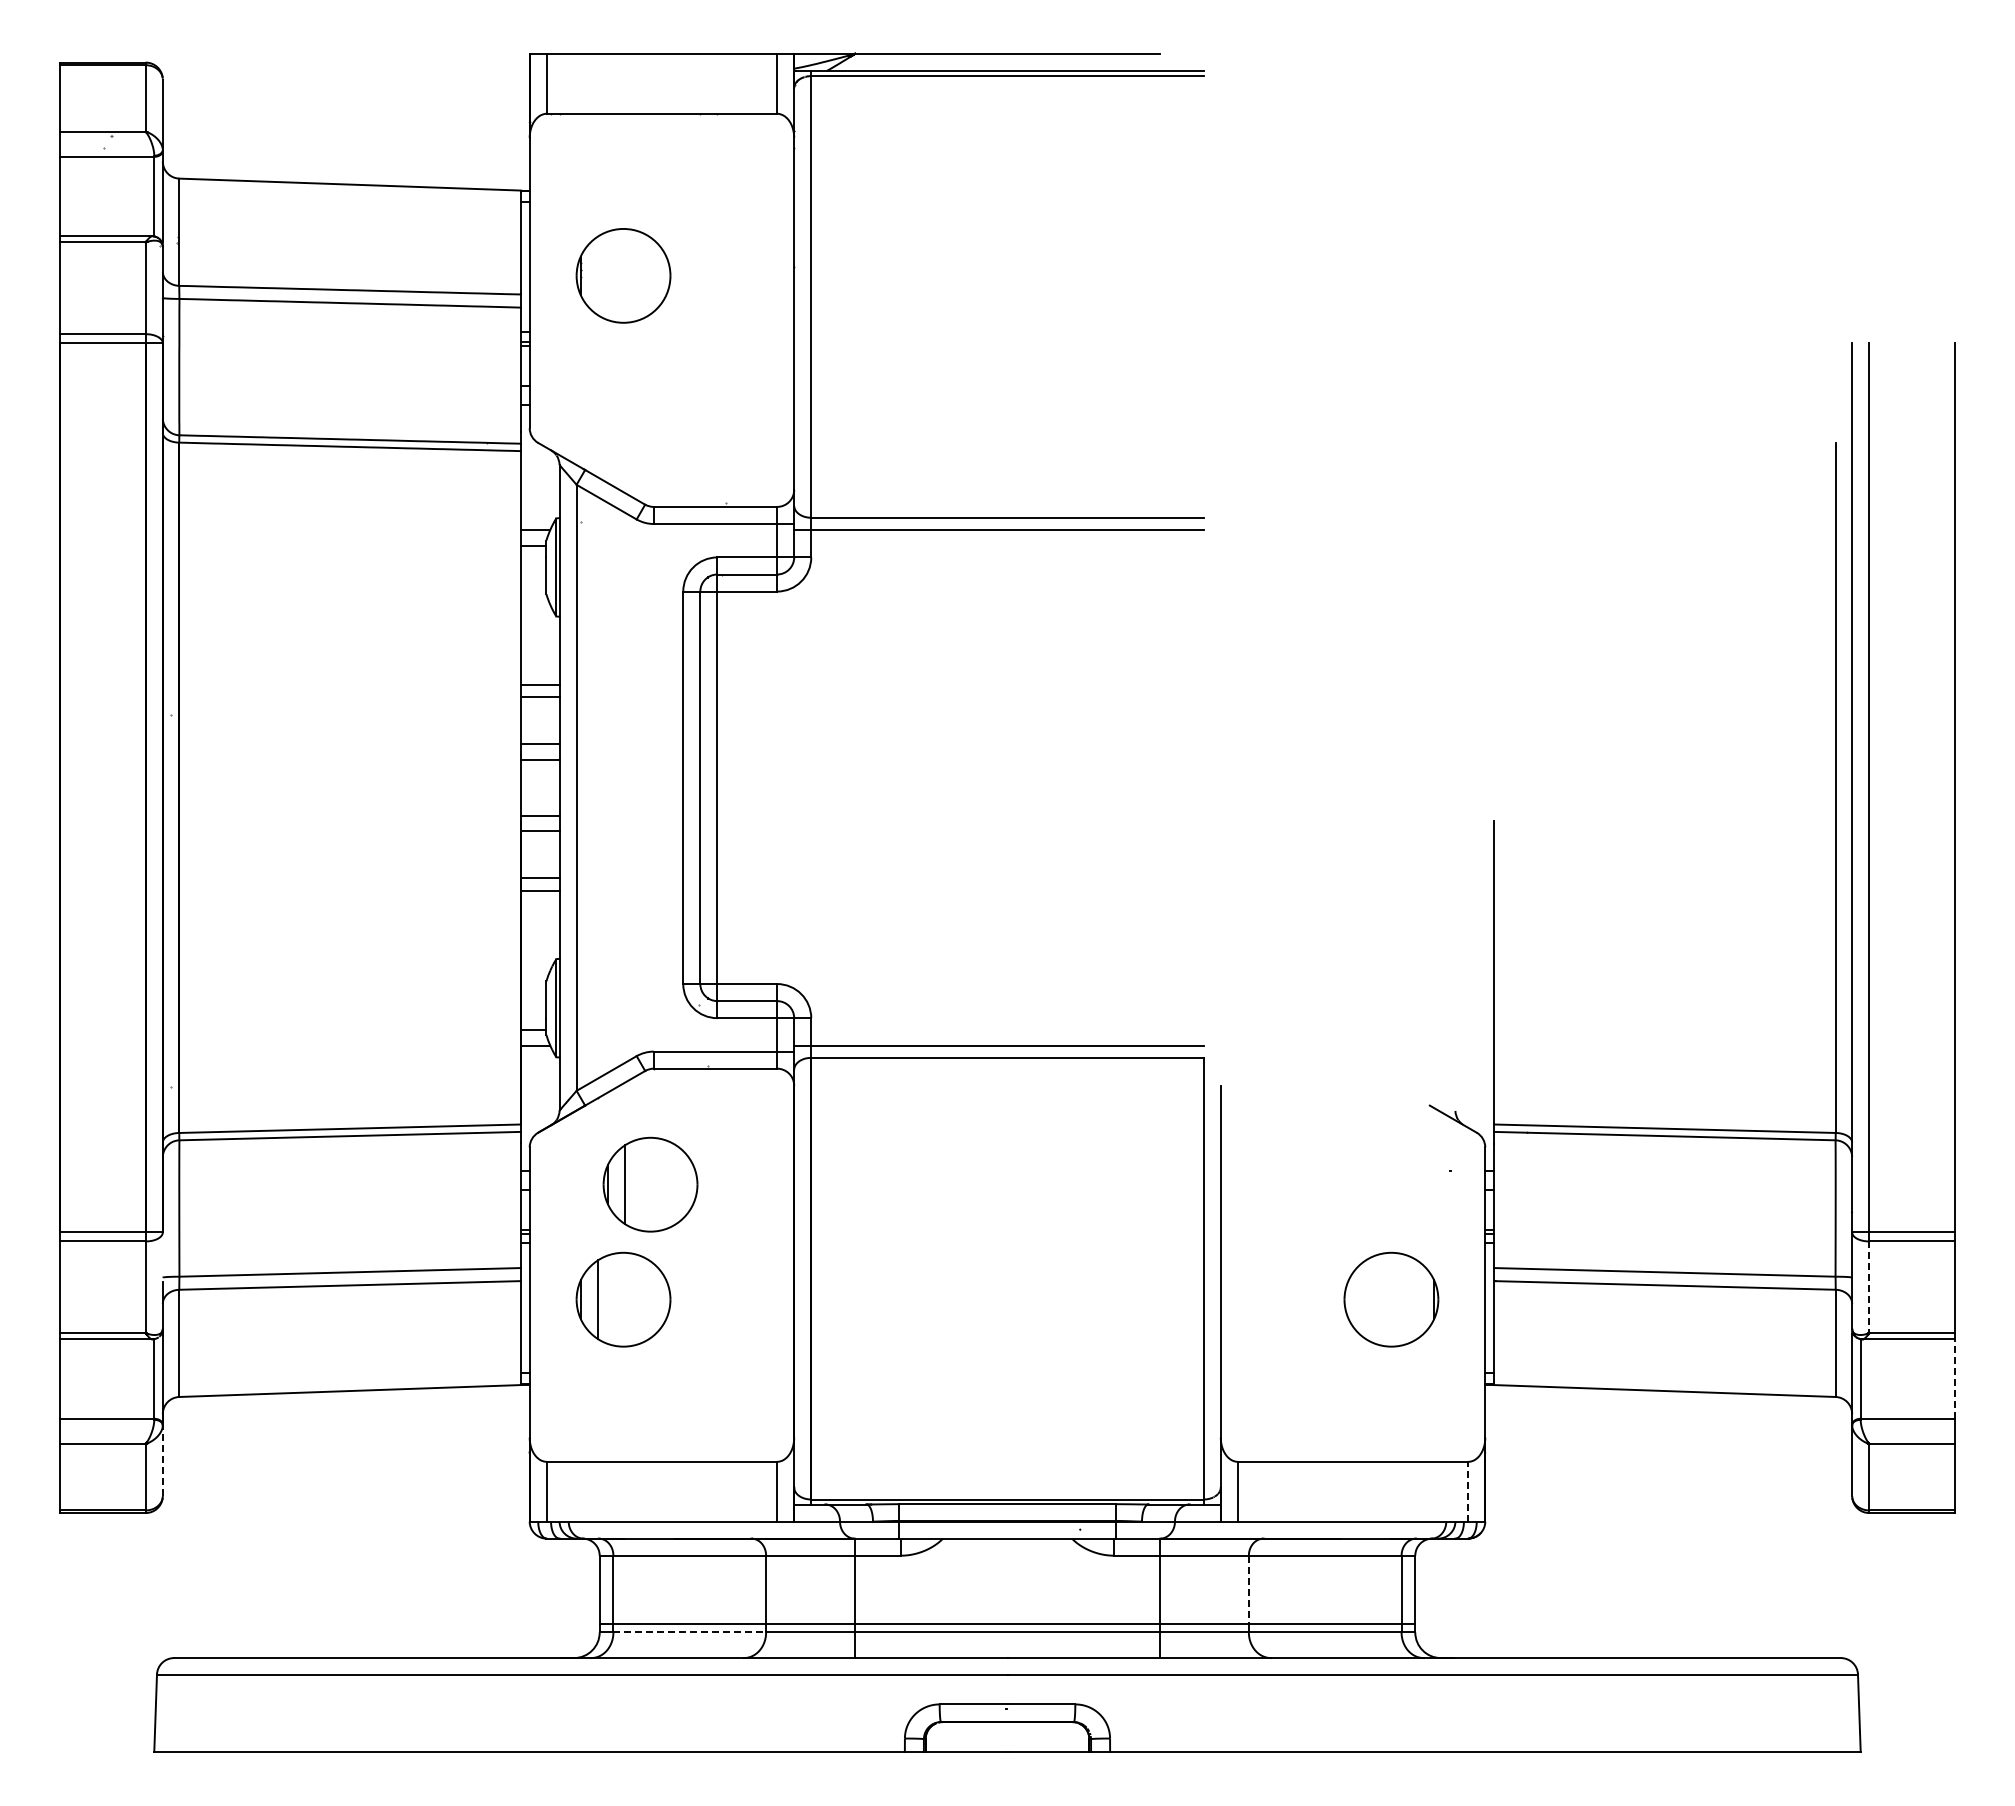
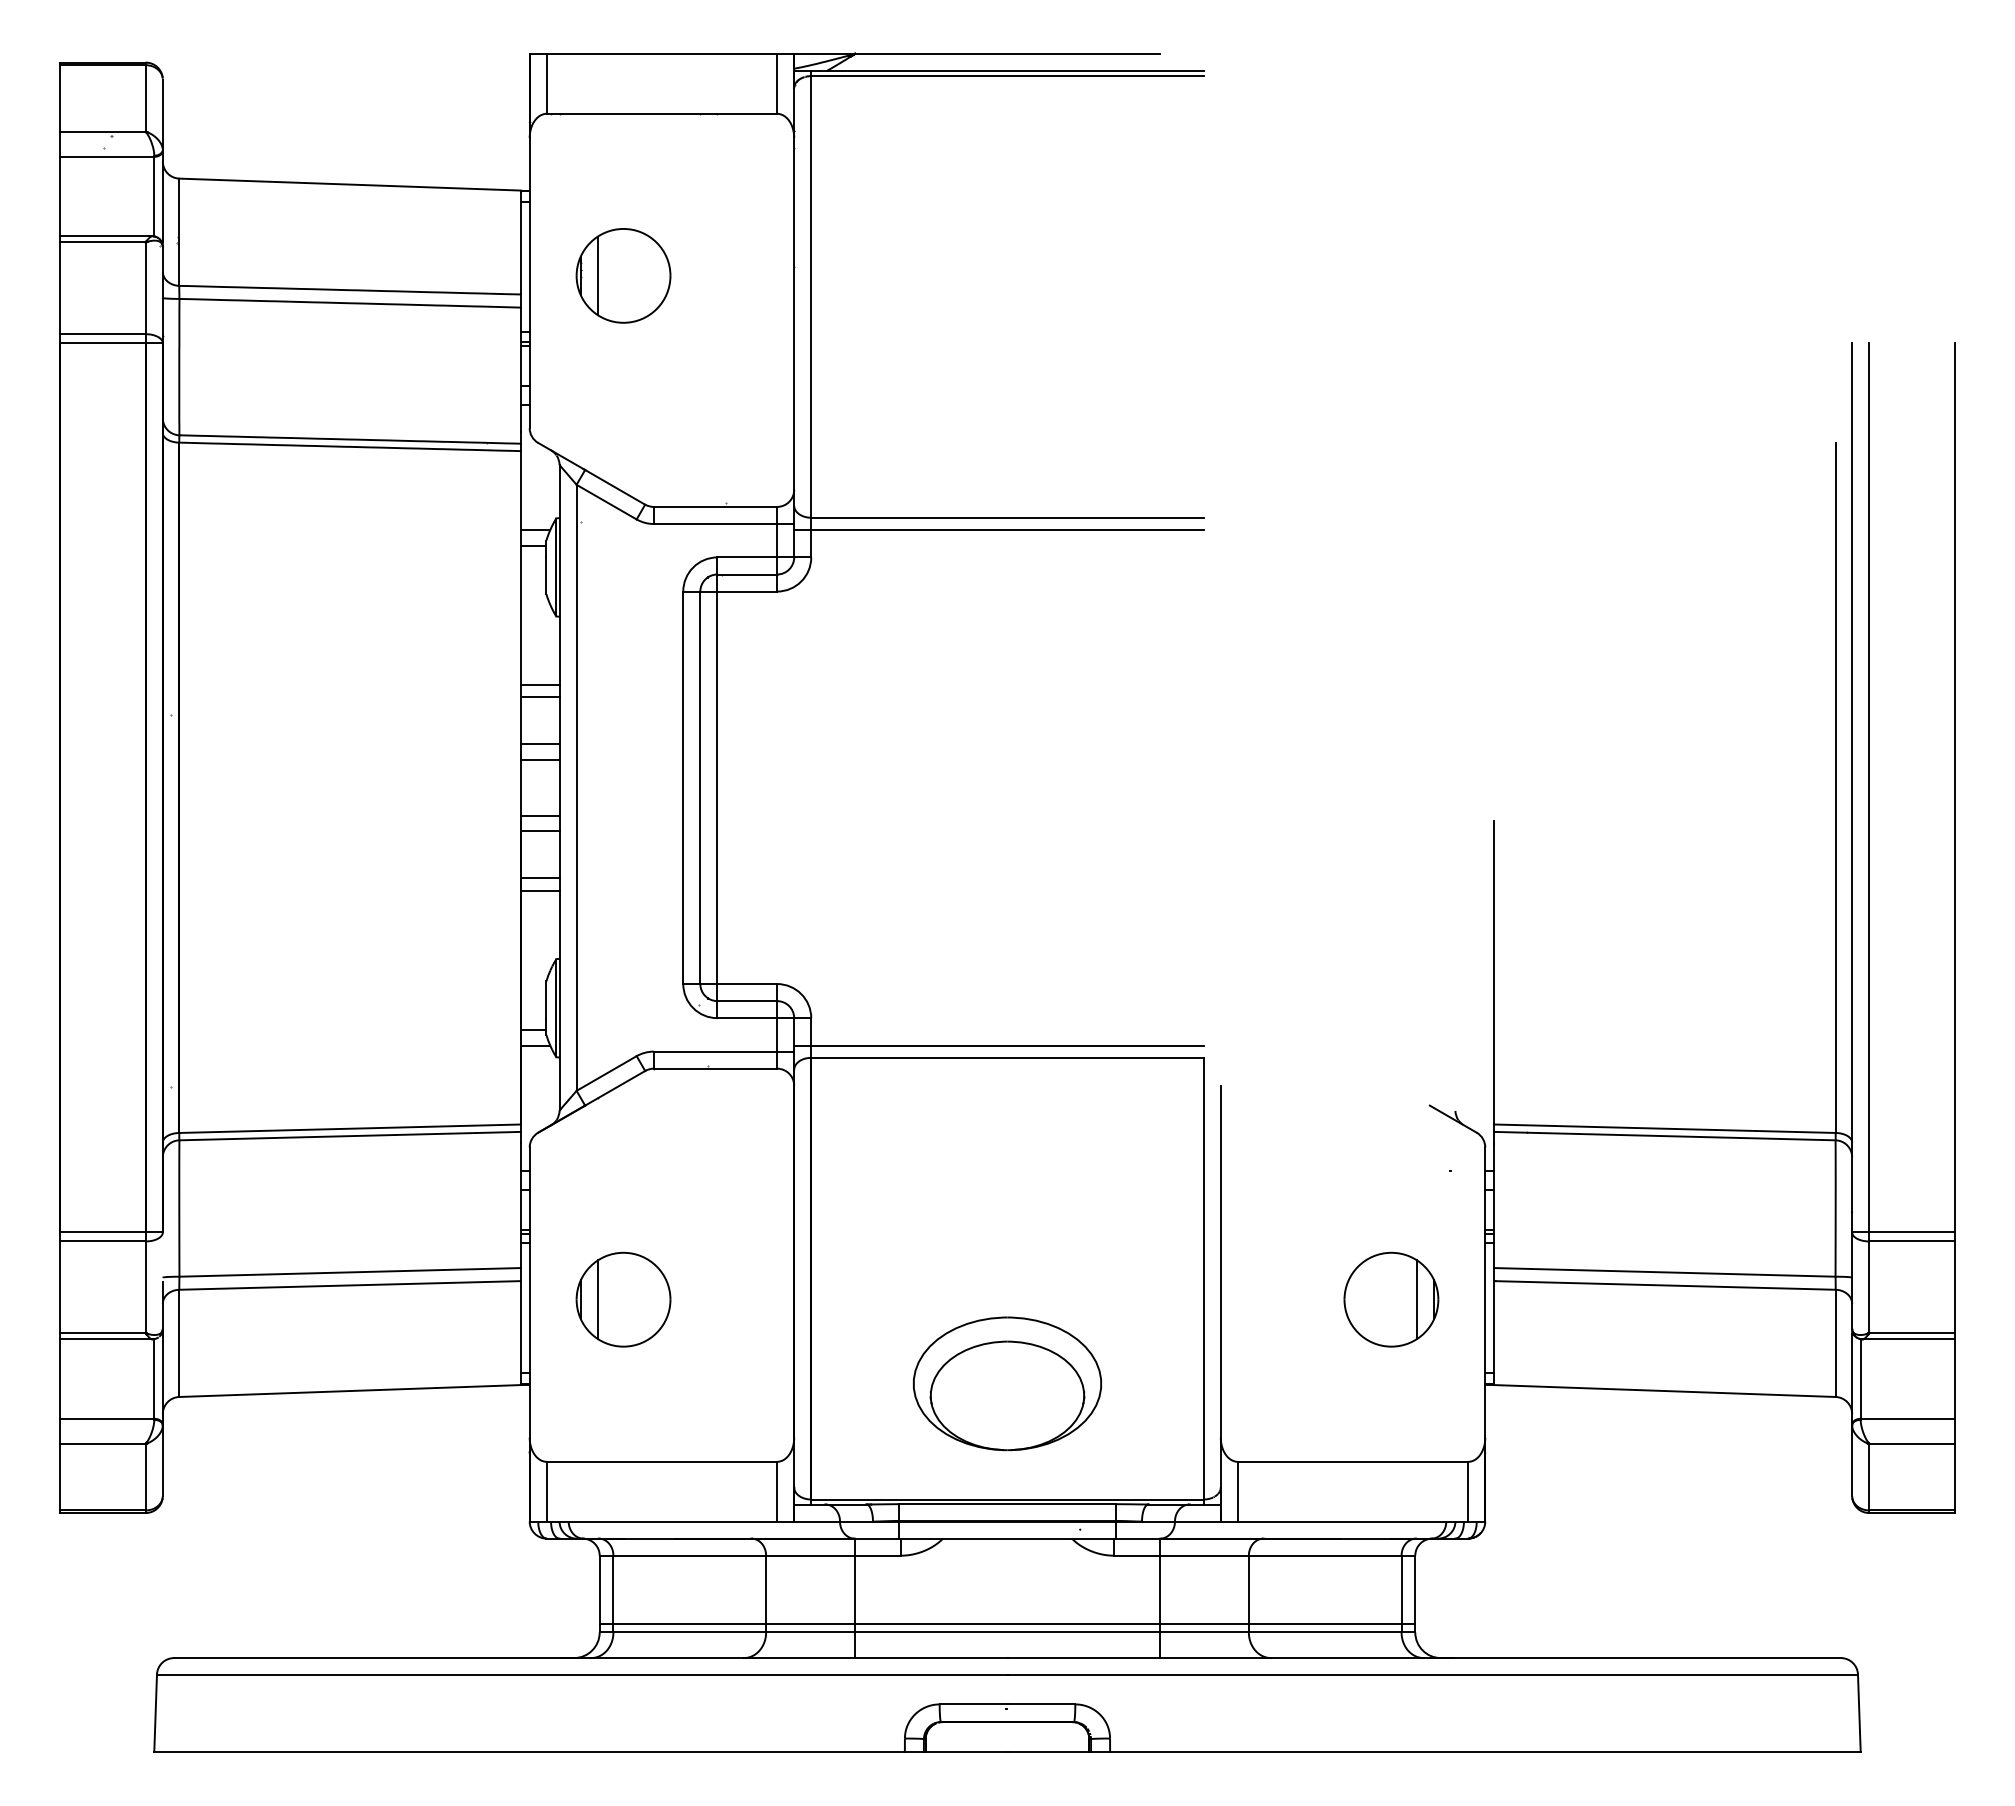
line: none -> present (597, 275)
part: present -> none (650, 1184)
line: dashed -> solid (1869, 1287)
line: none -> present (1417, 1299)
line: dashed -> solid (1954, 1379)
part: none -> present (1007, 1383)
line: dashed -> solid (162, 1460)
line: dashed -> solid (1468, 1491)
line: dashed -> solid (1248, 1590)
line: dashed -> solid (690, 1632)
